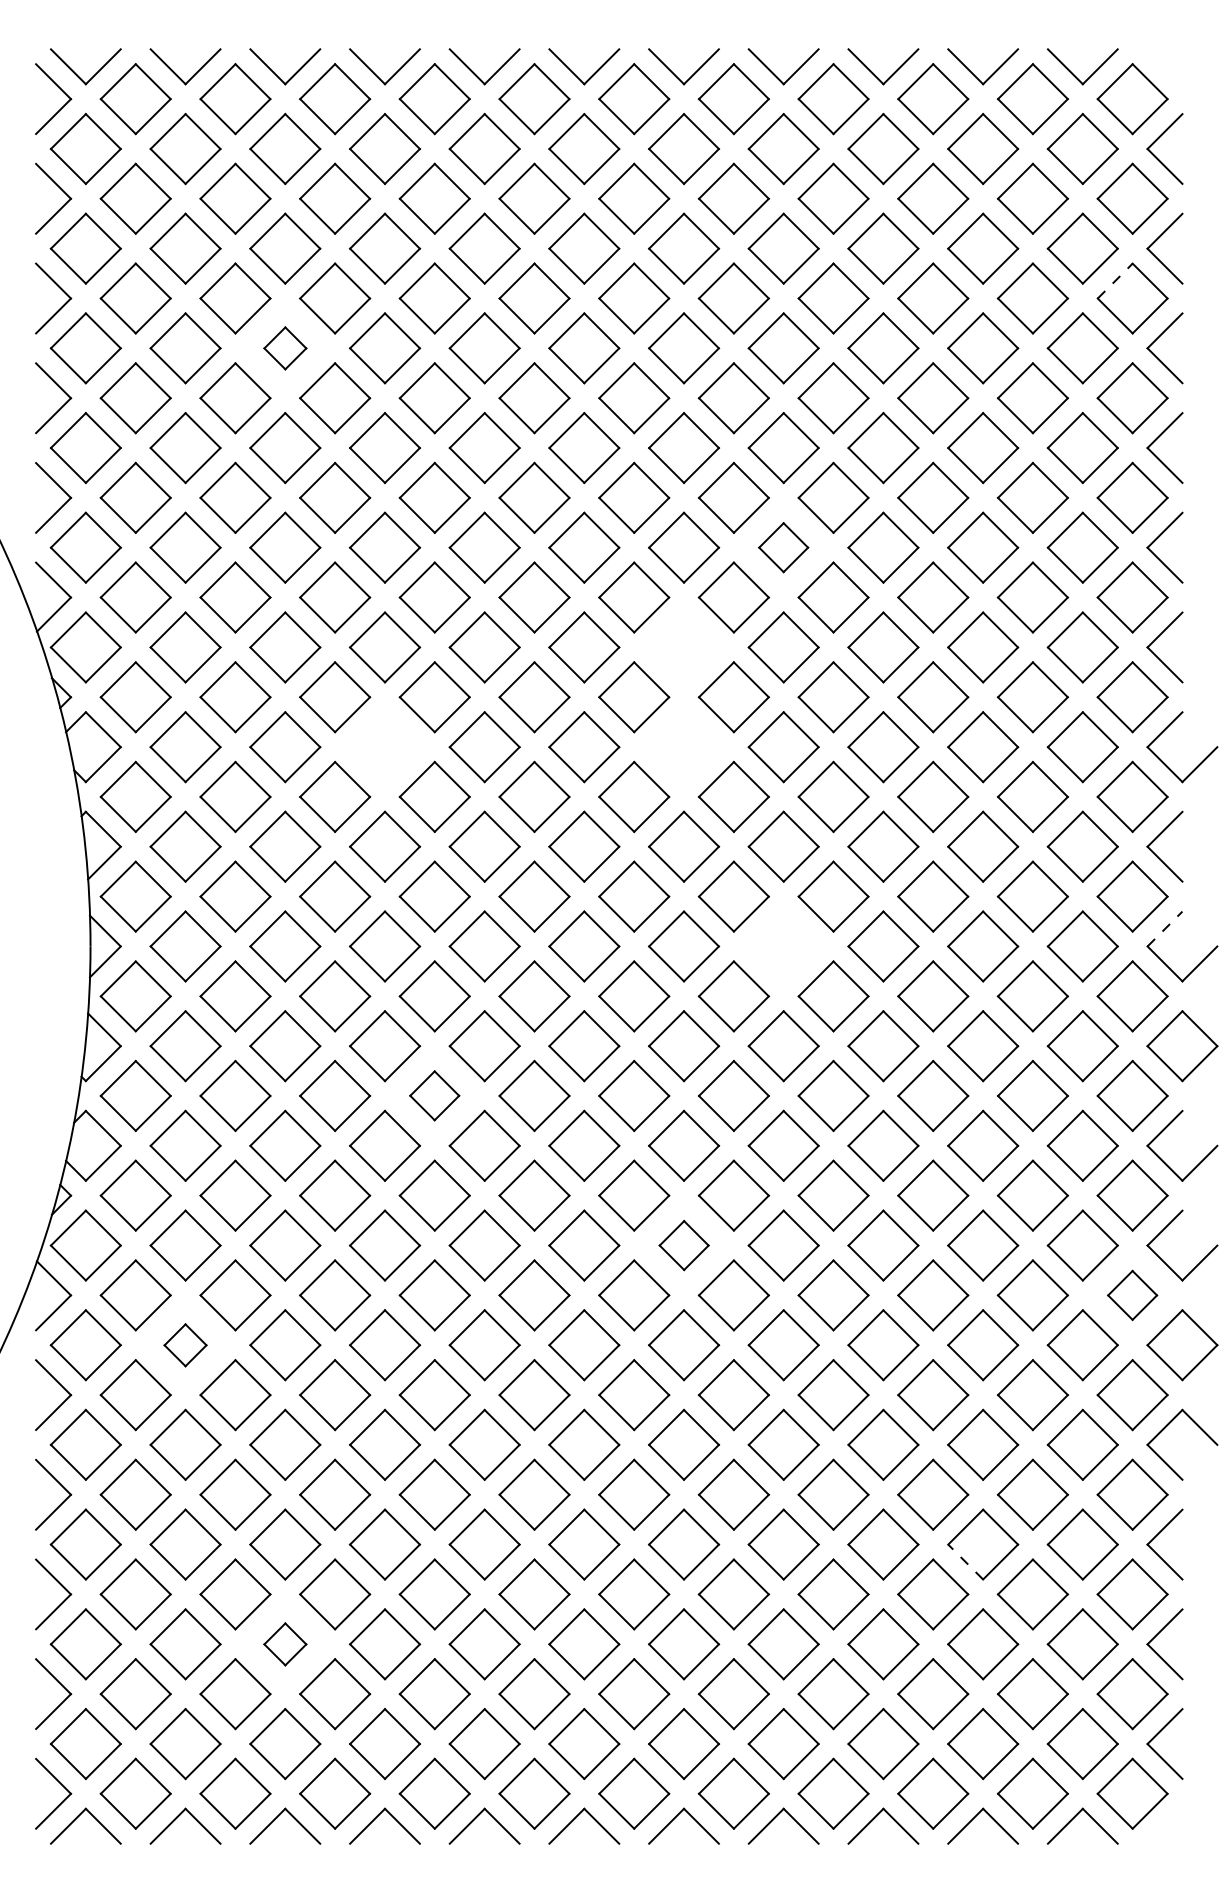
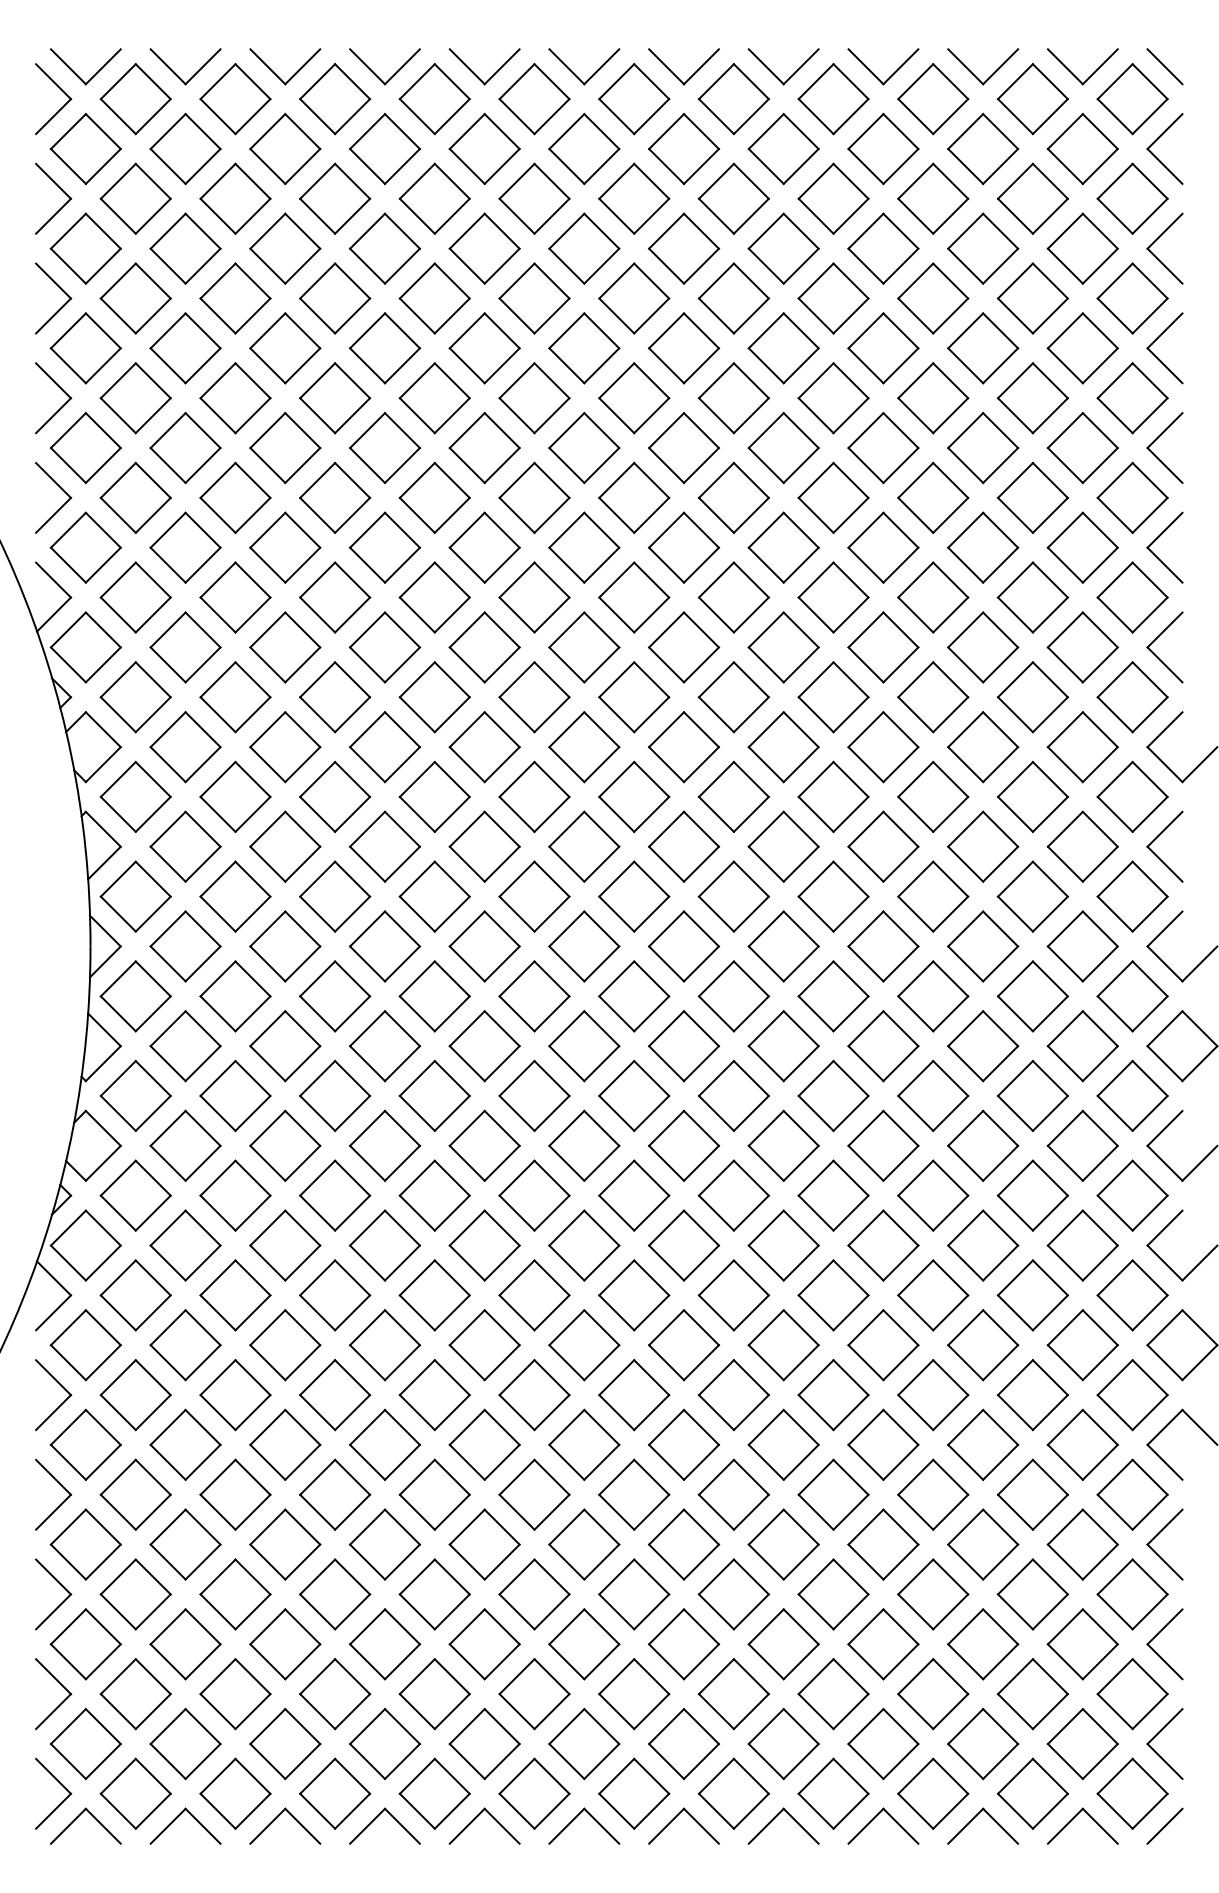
line: none -> present (1164, 66)
line: dashed -> solid (1115, 281)
part size: 45x45 px -> 73x73 px (285, 348)
part size: 52x52 px -> 73x73 px (783, 547)
part: none -> present (684, 647)
part: none -> present (385, 747)
part: none -> present (684, 747)
line: dashed -> solid (1165, 929)
part: none -> present (783, 946)
part size: 52x52 px -> 73x73 px (434, 1095)
part size: 52x52 px -> 73x73 px (684, 1245)
part size: 52x52 px -> 73x73 px (1132, 1295)
part size: 45x45 px -> 73x73 px (185, 1345)
line: dashed -> solid (965, 1562)
part size: 45x45 px -> 73x73 px (285, 1644)
line: none -> present (1164, 1825)
